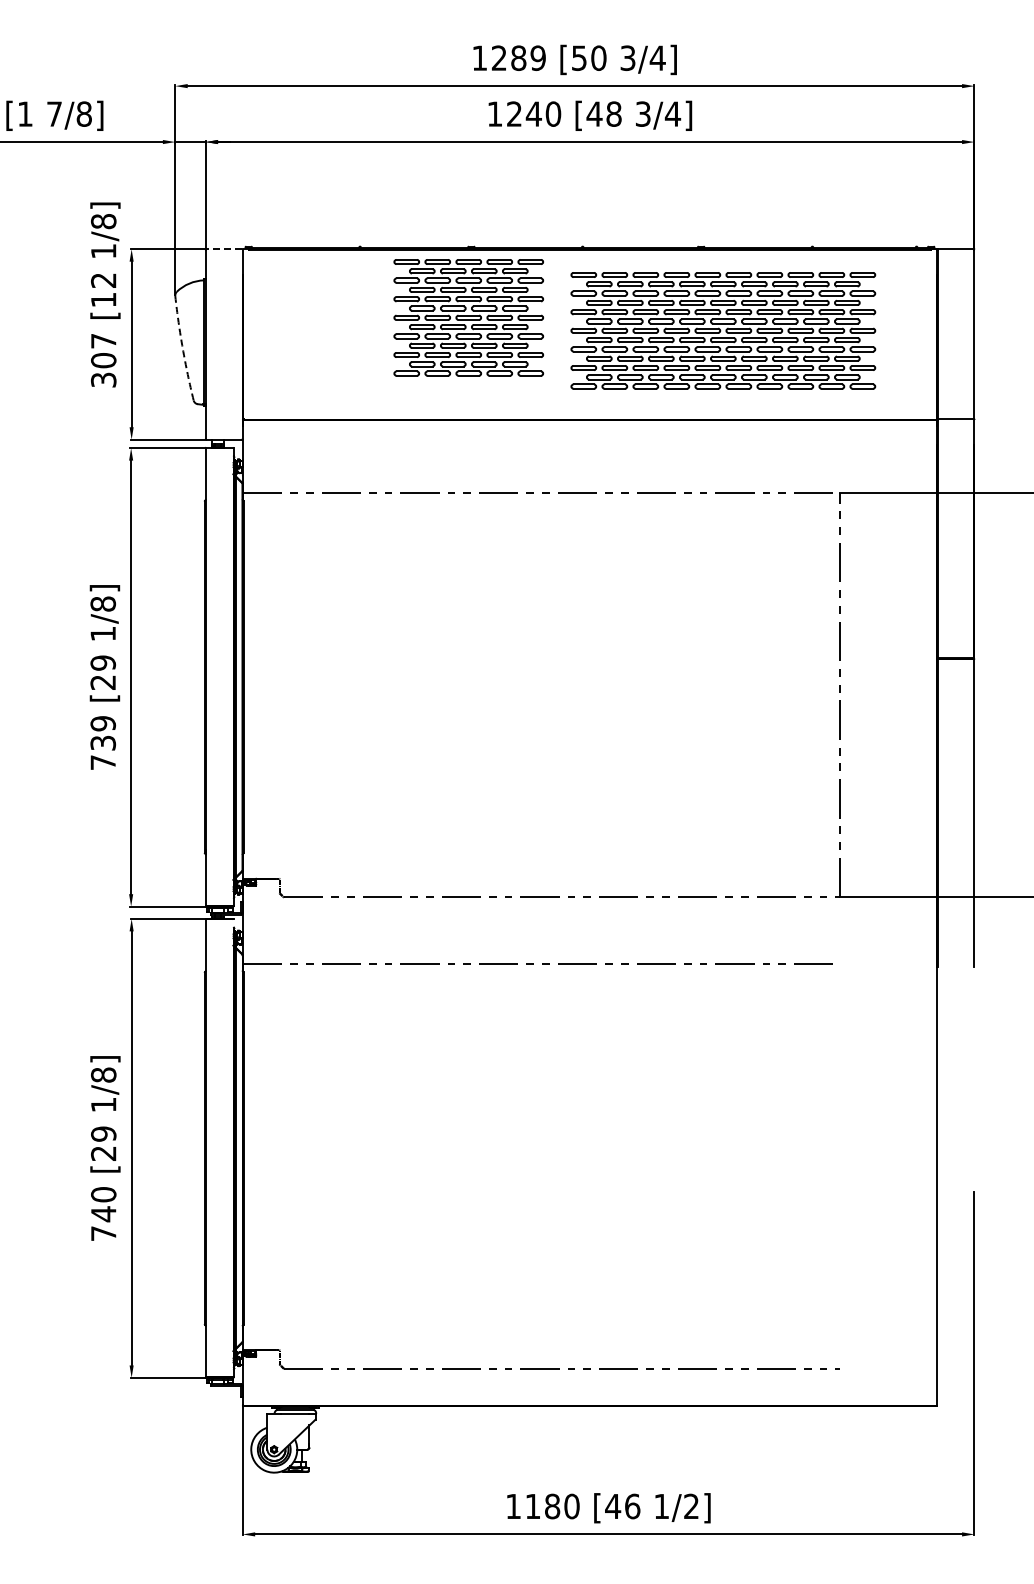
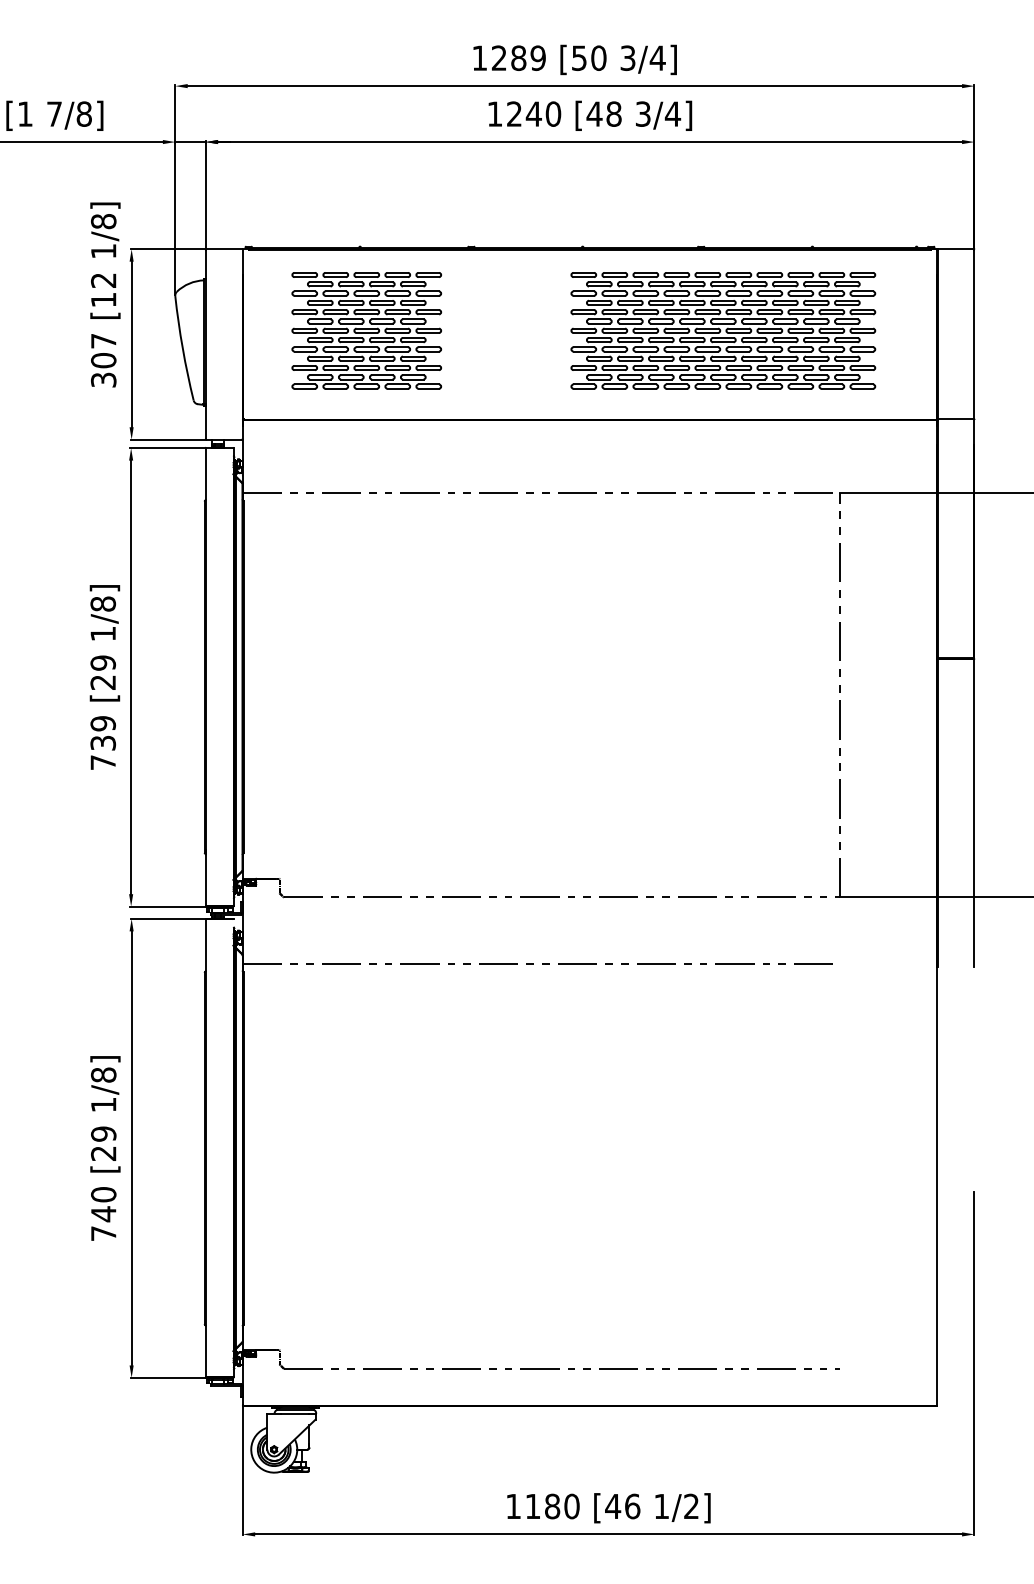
line: dashed -> solid (224, 249)
part position: (468, 317) -> (366, 330) (366, 330)
arc: dashed -> solid (182, 348)
